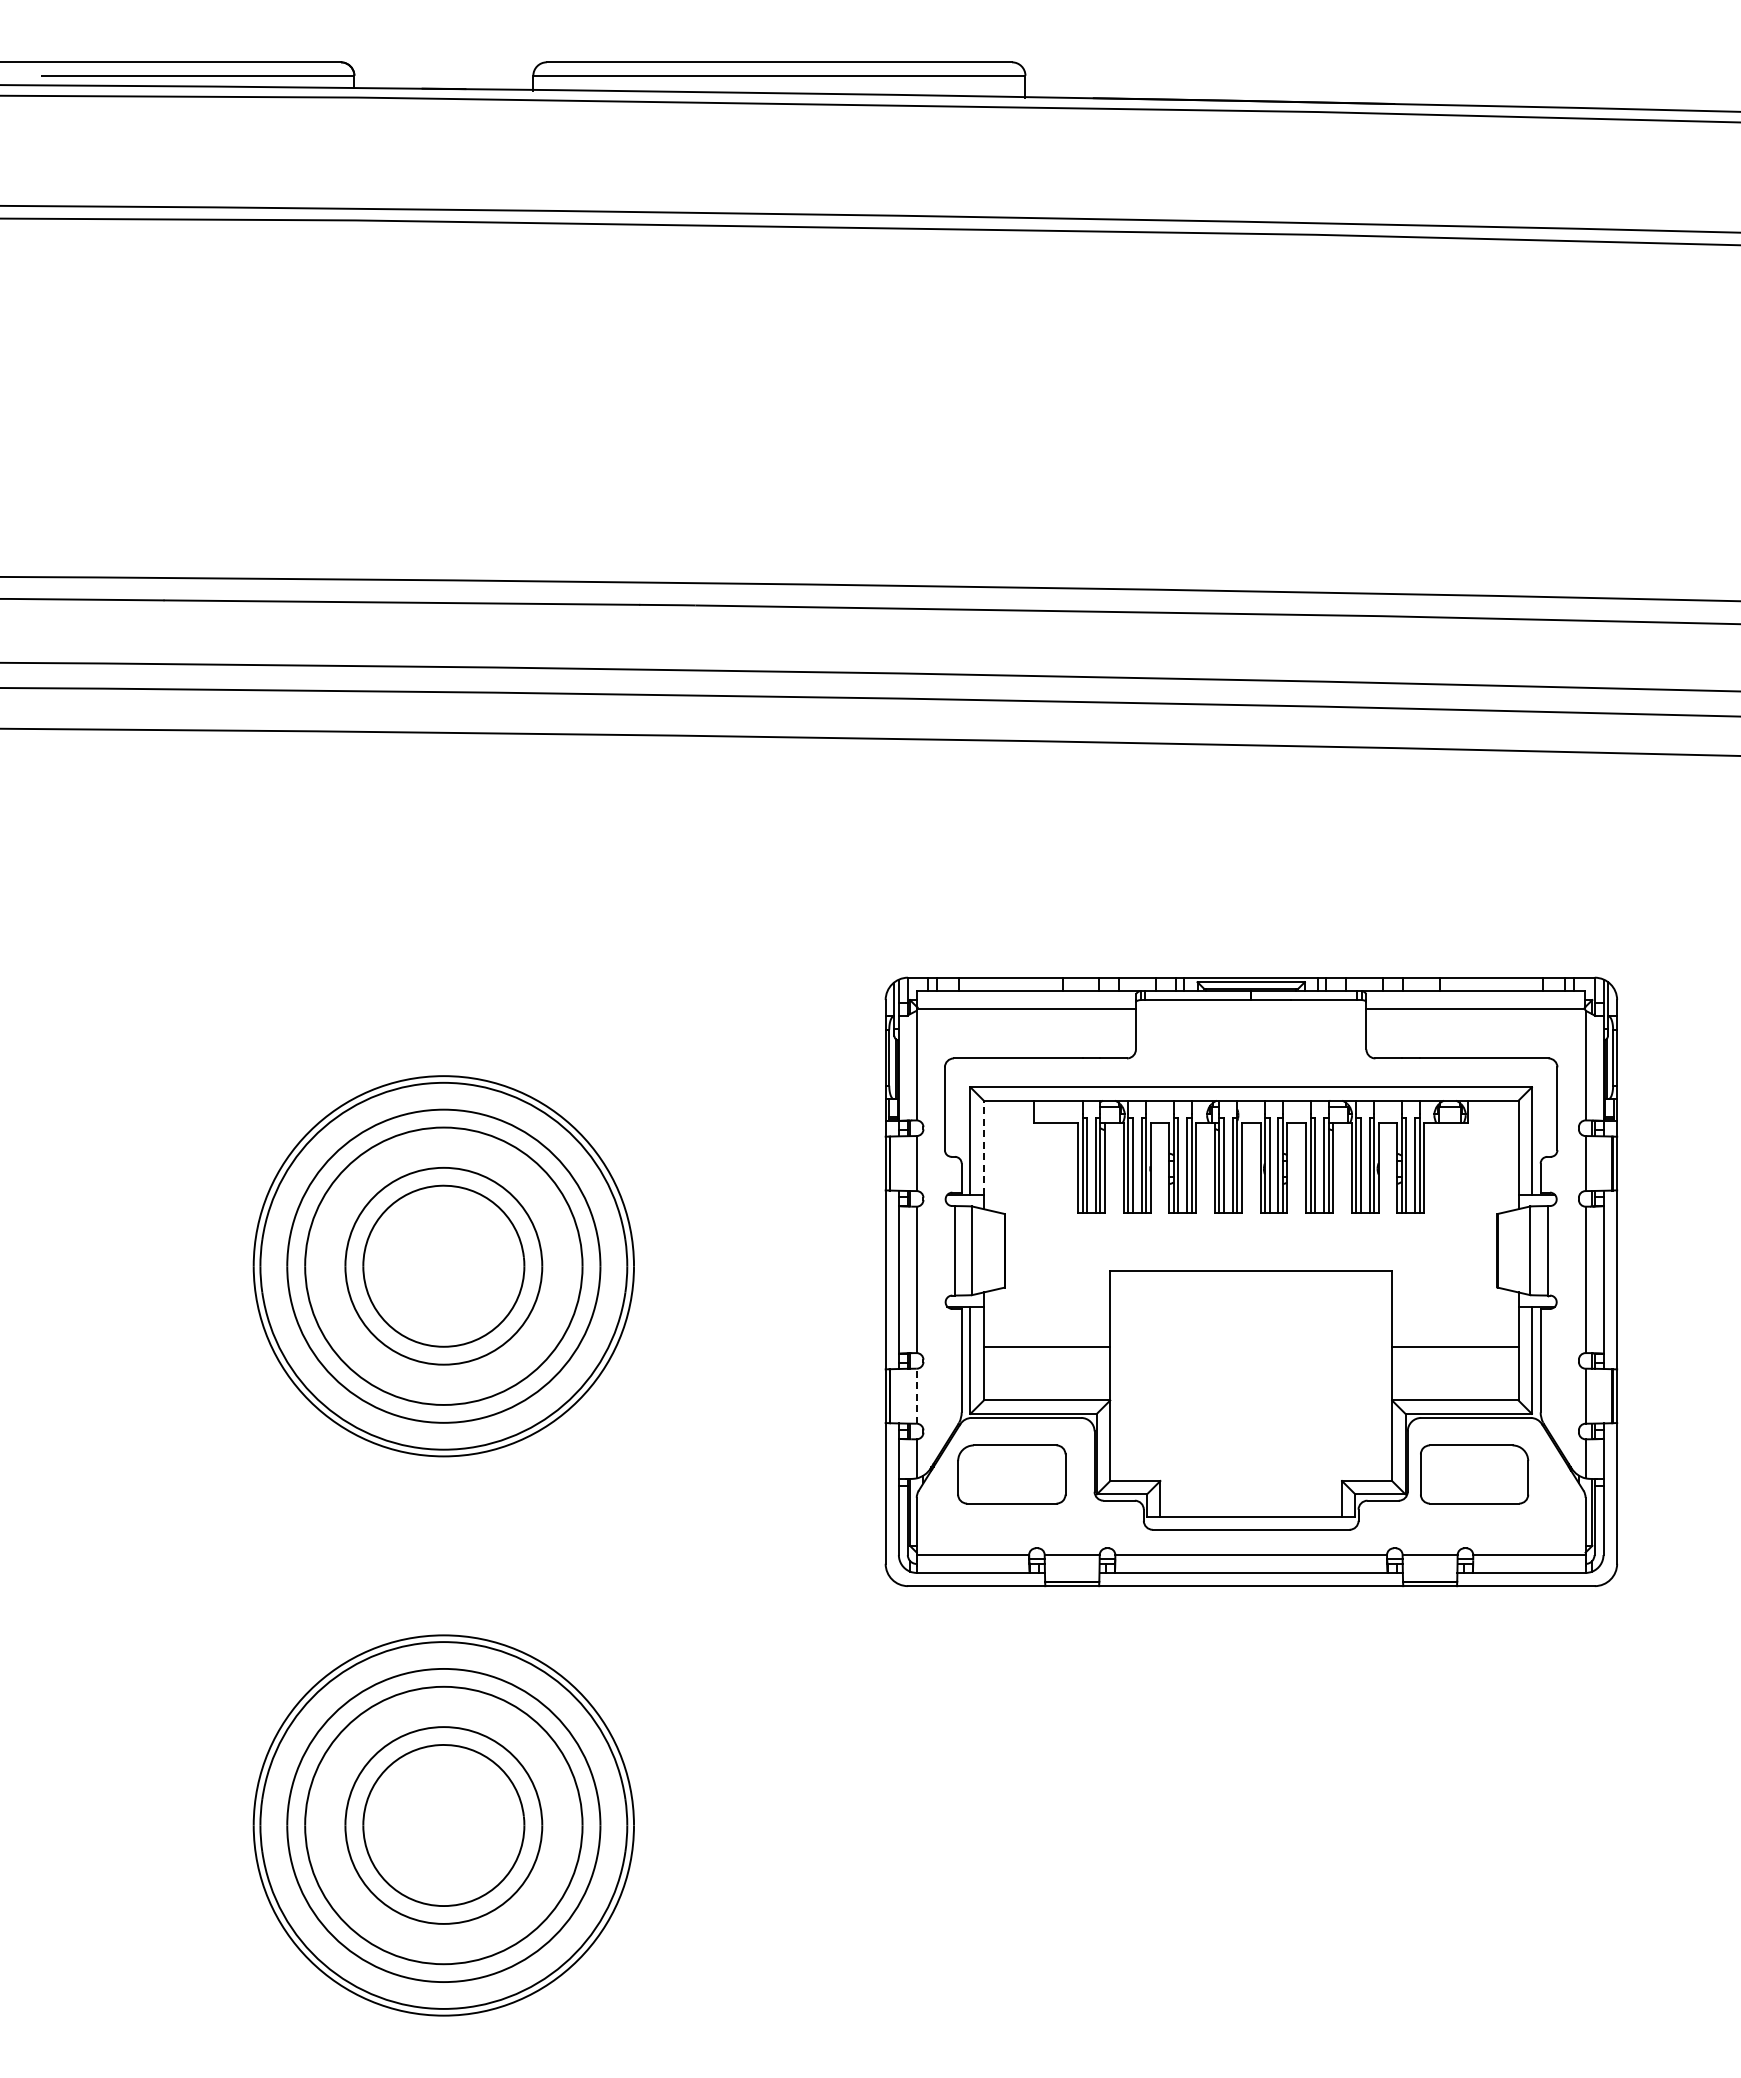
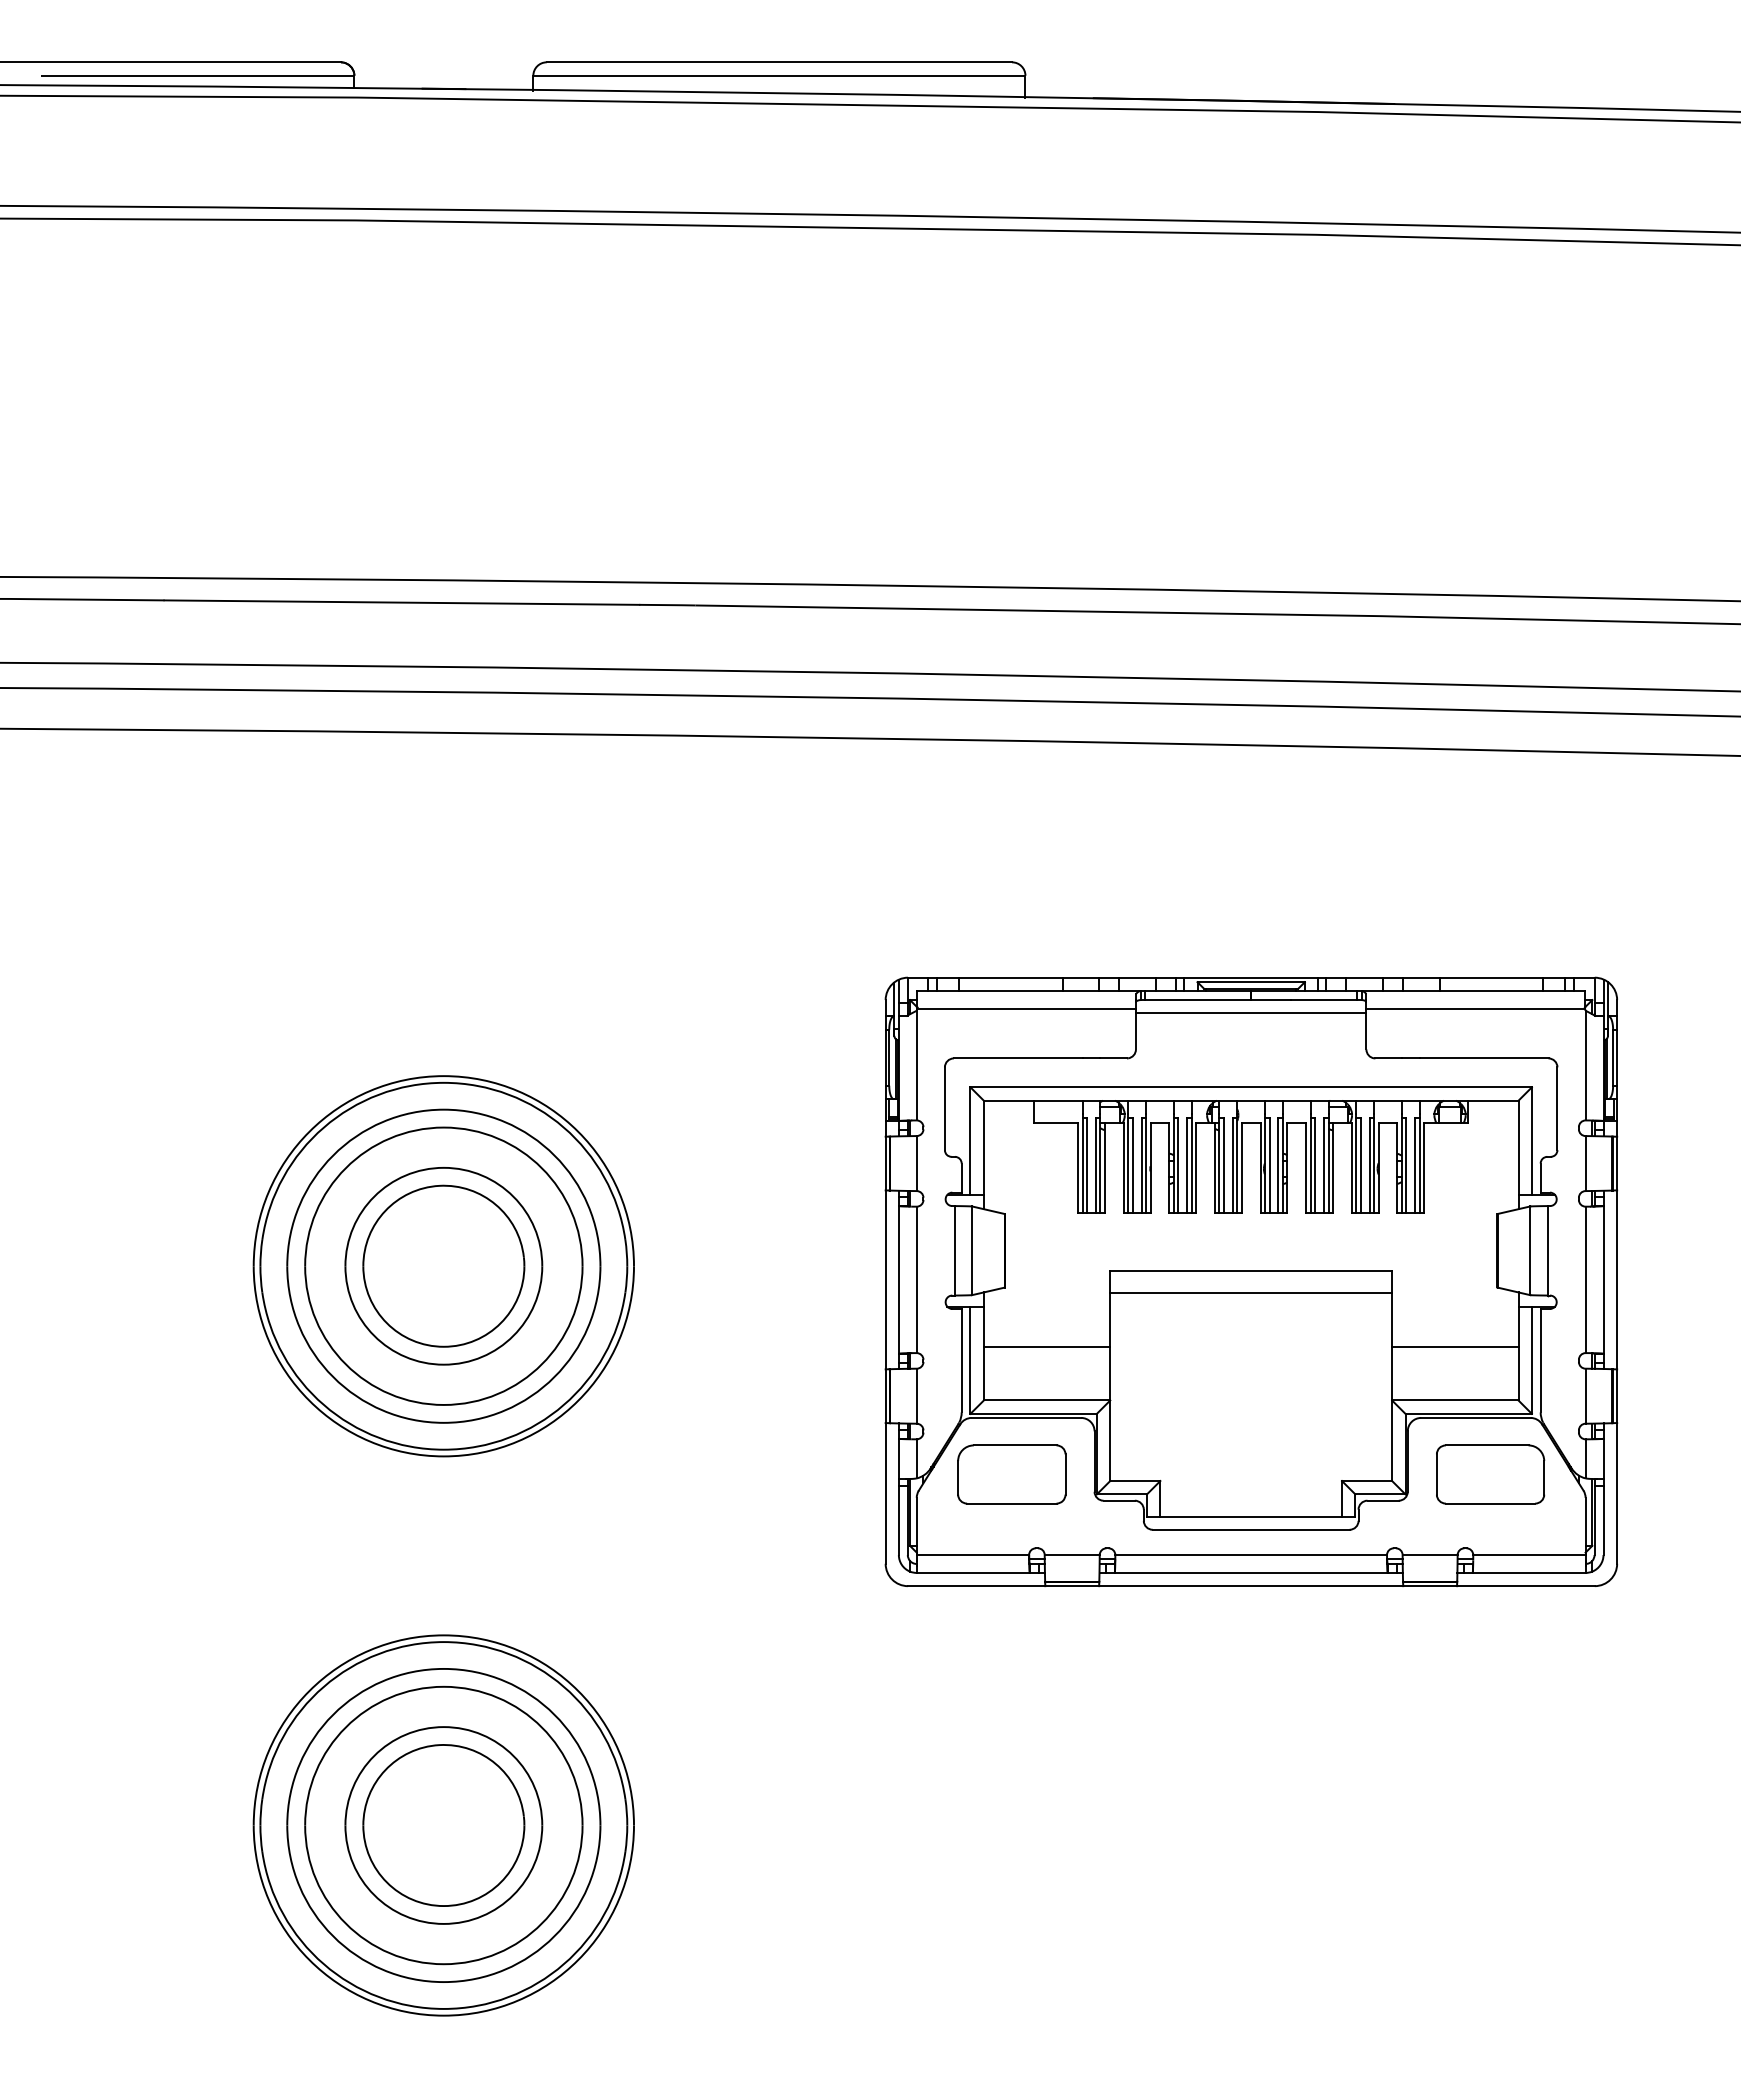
line: none -> present (1250, 1013)
line: dashed -> solid (983, 1147)
line: none -> present (1251, 1293)
line: dashed -> solid (916, 1396)
part position: (1474, 1474) -> (1490, 1474) (1490, 1474)
